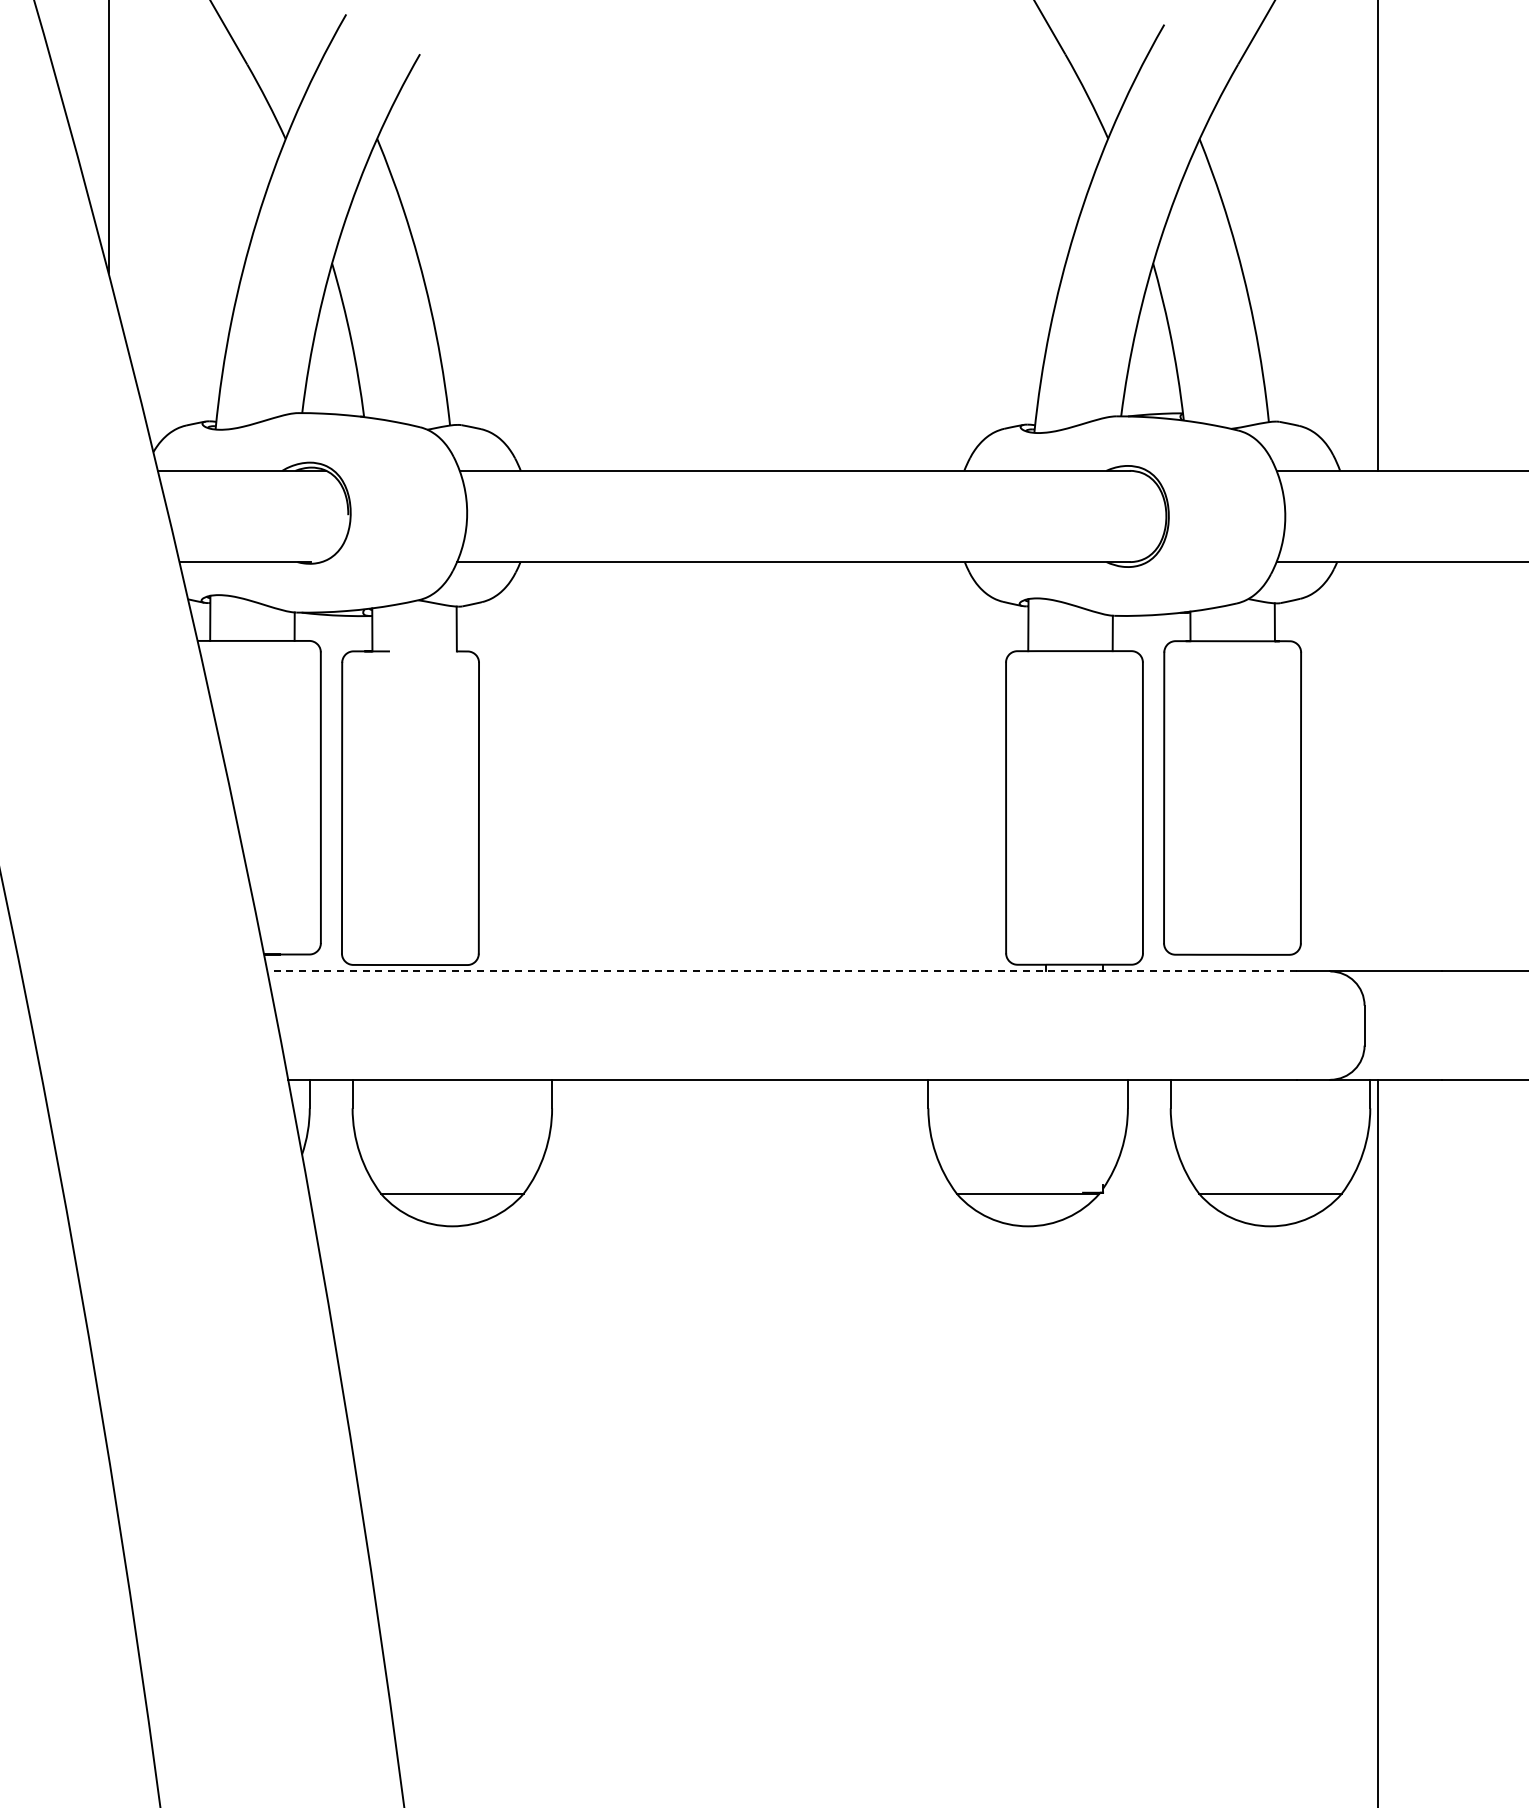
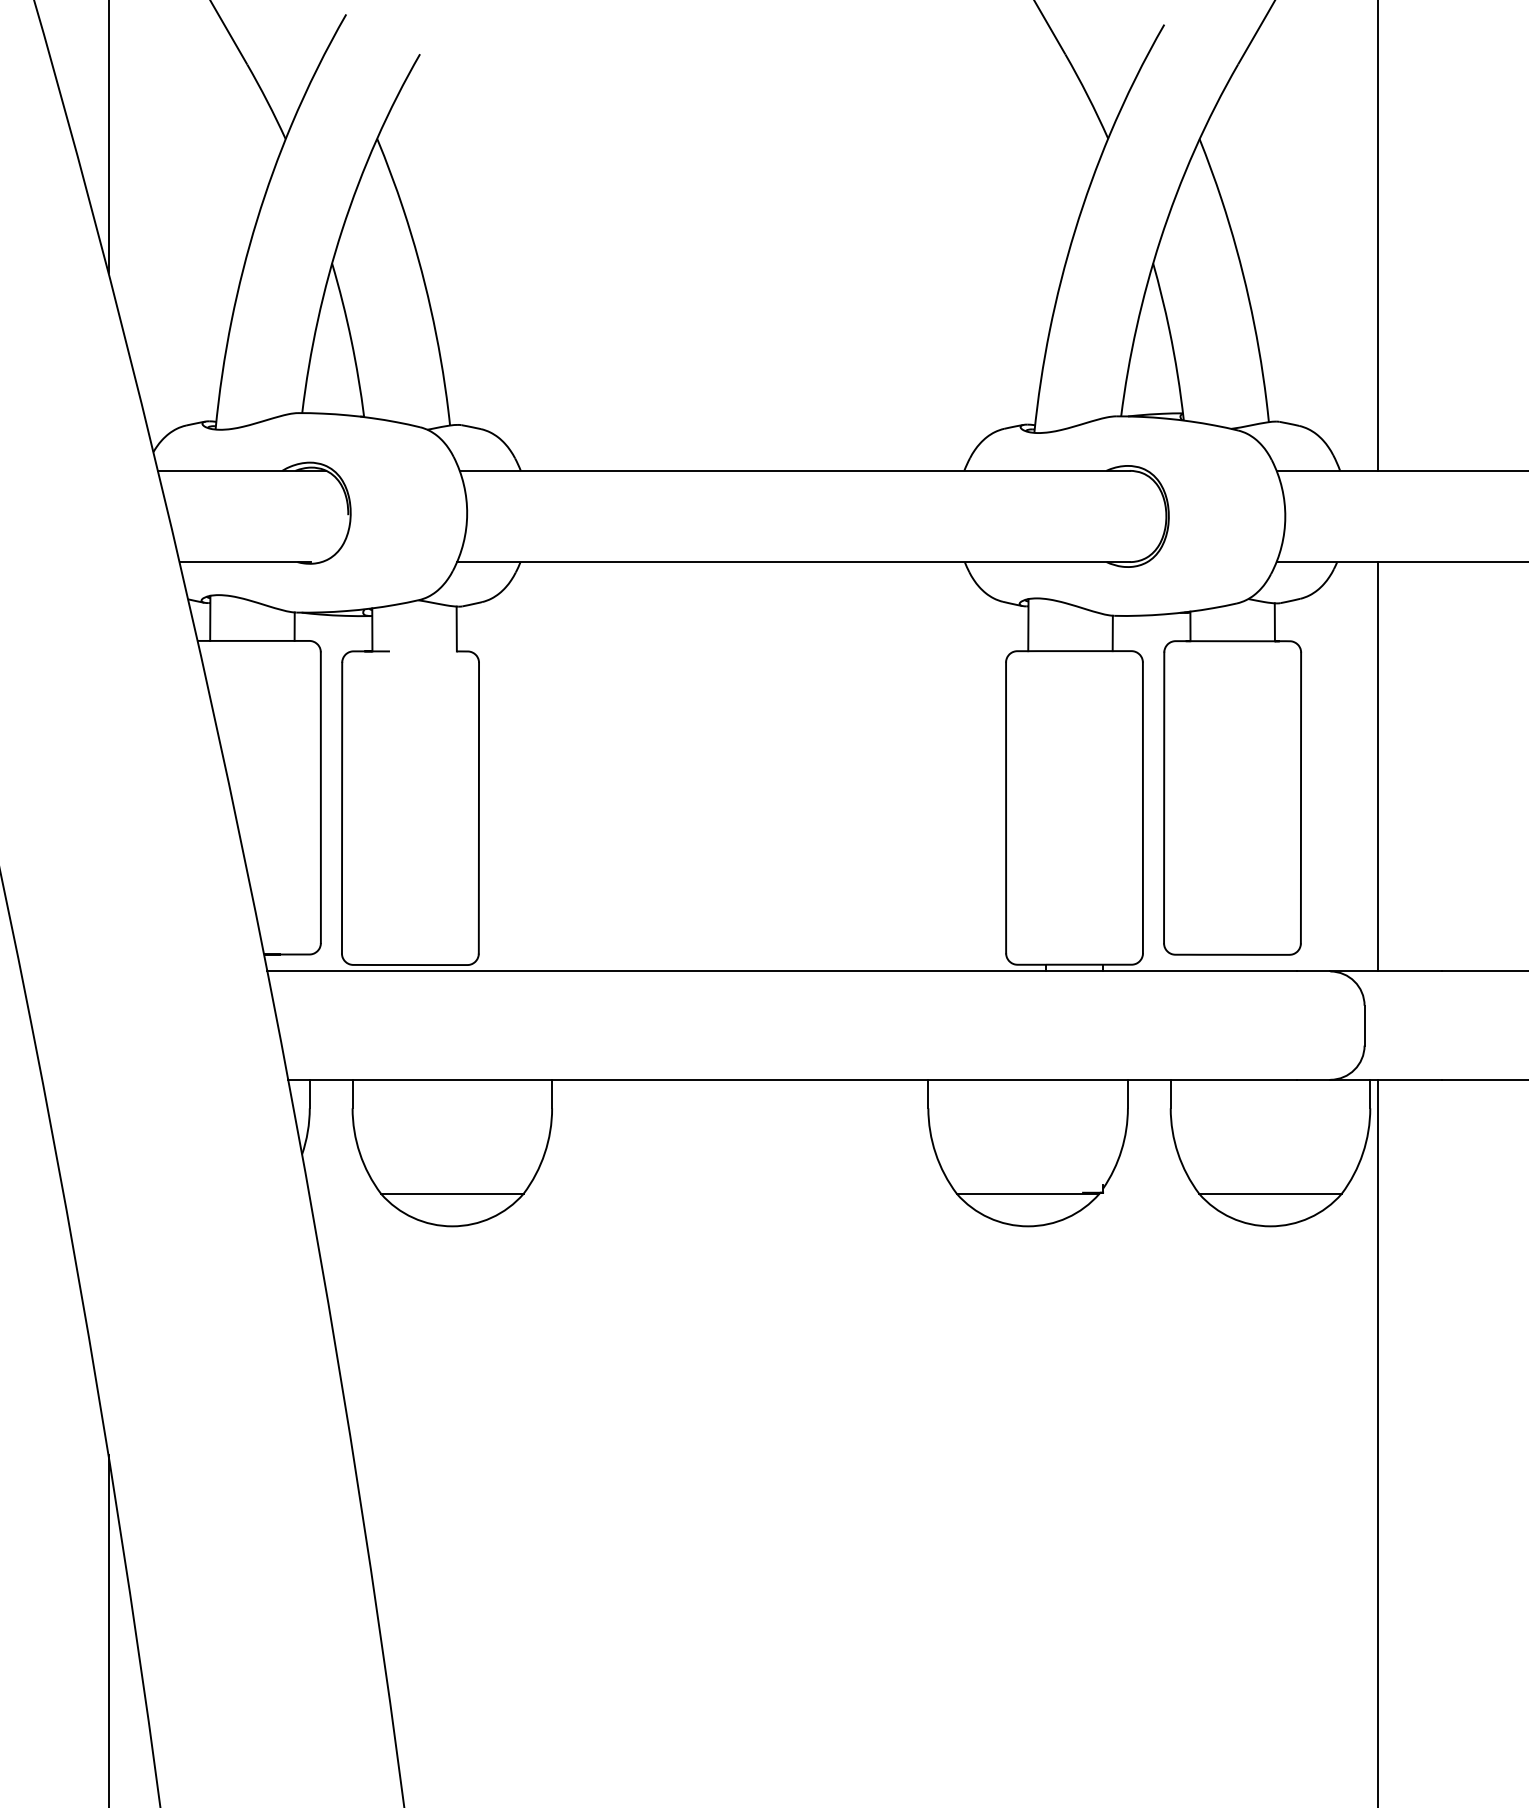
line: none -> present (1377, 766)
line: dashed -> solid (782, 971)
line: none -> present (108, 1629)
